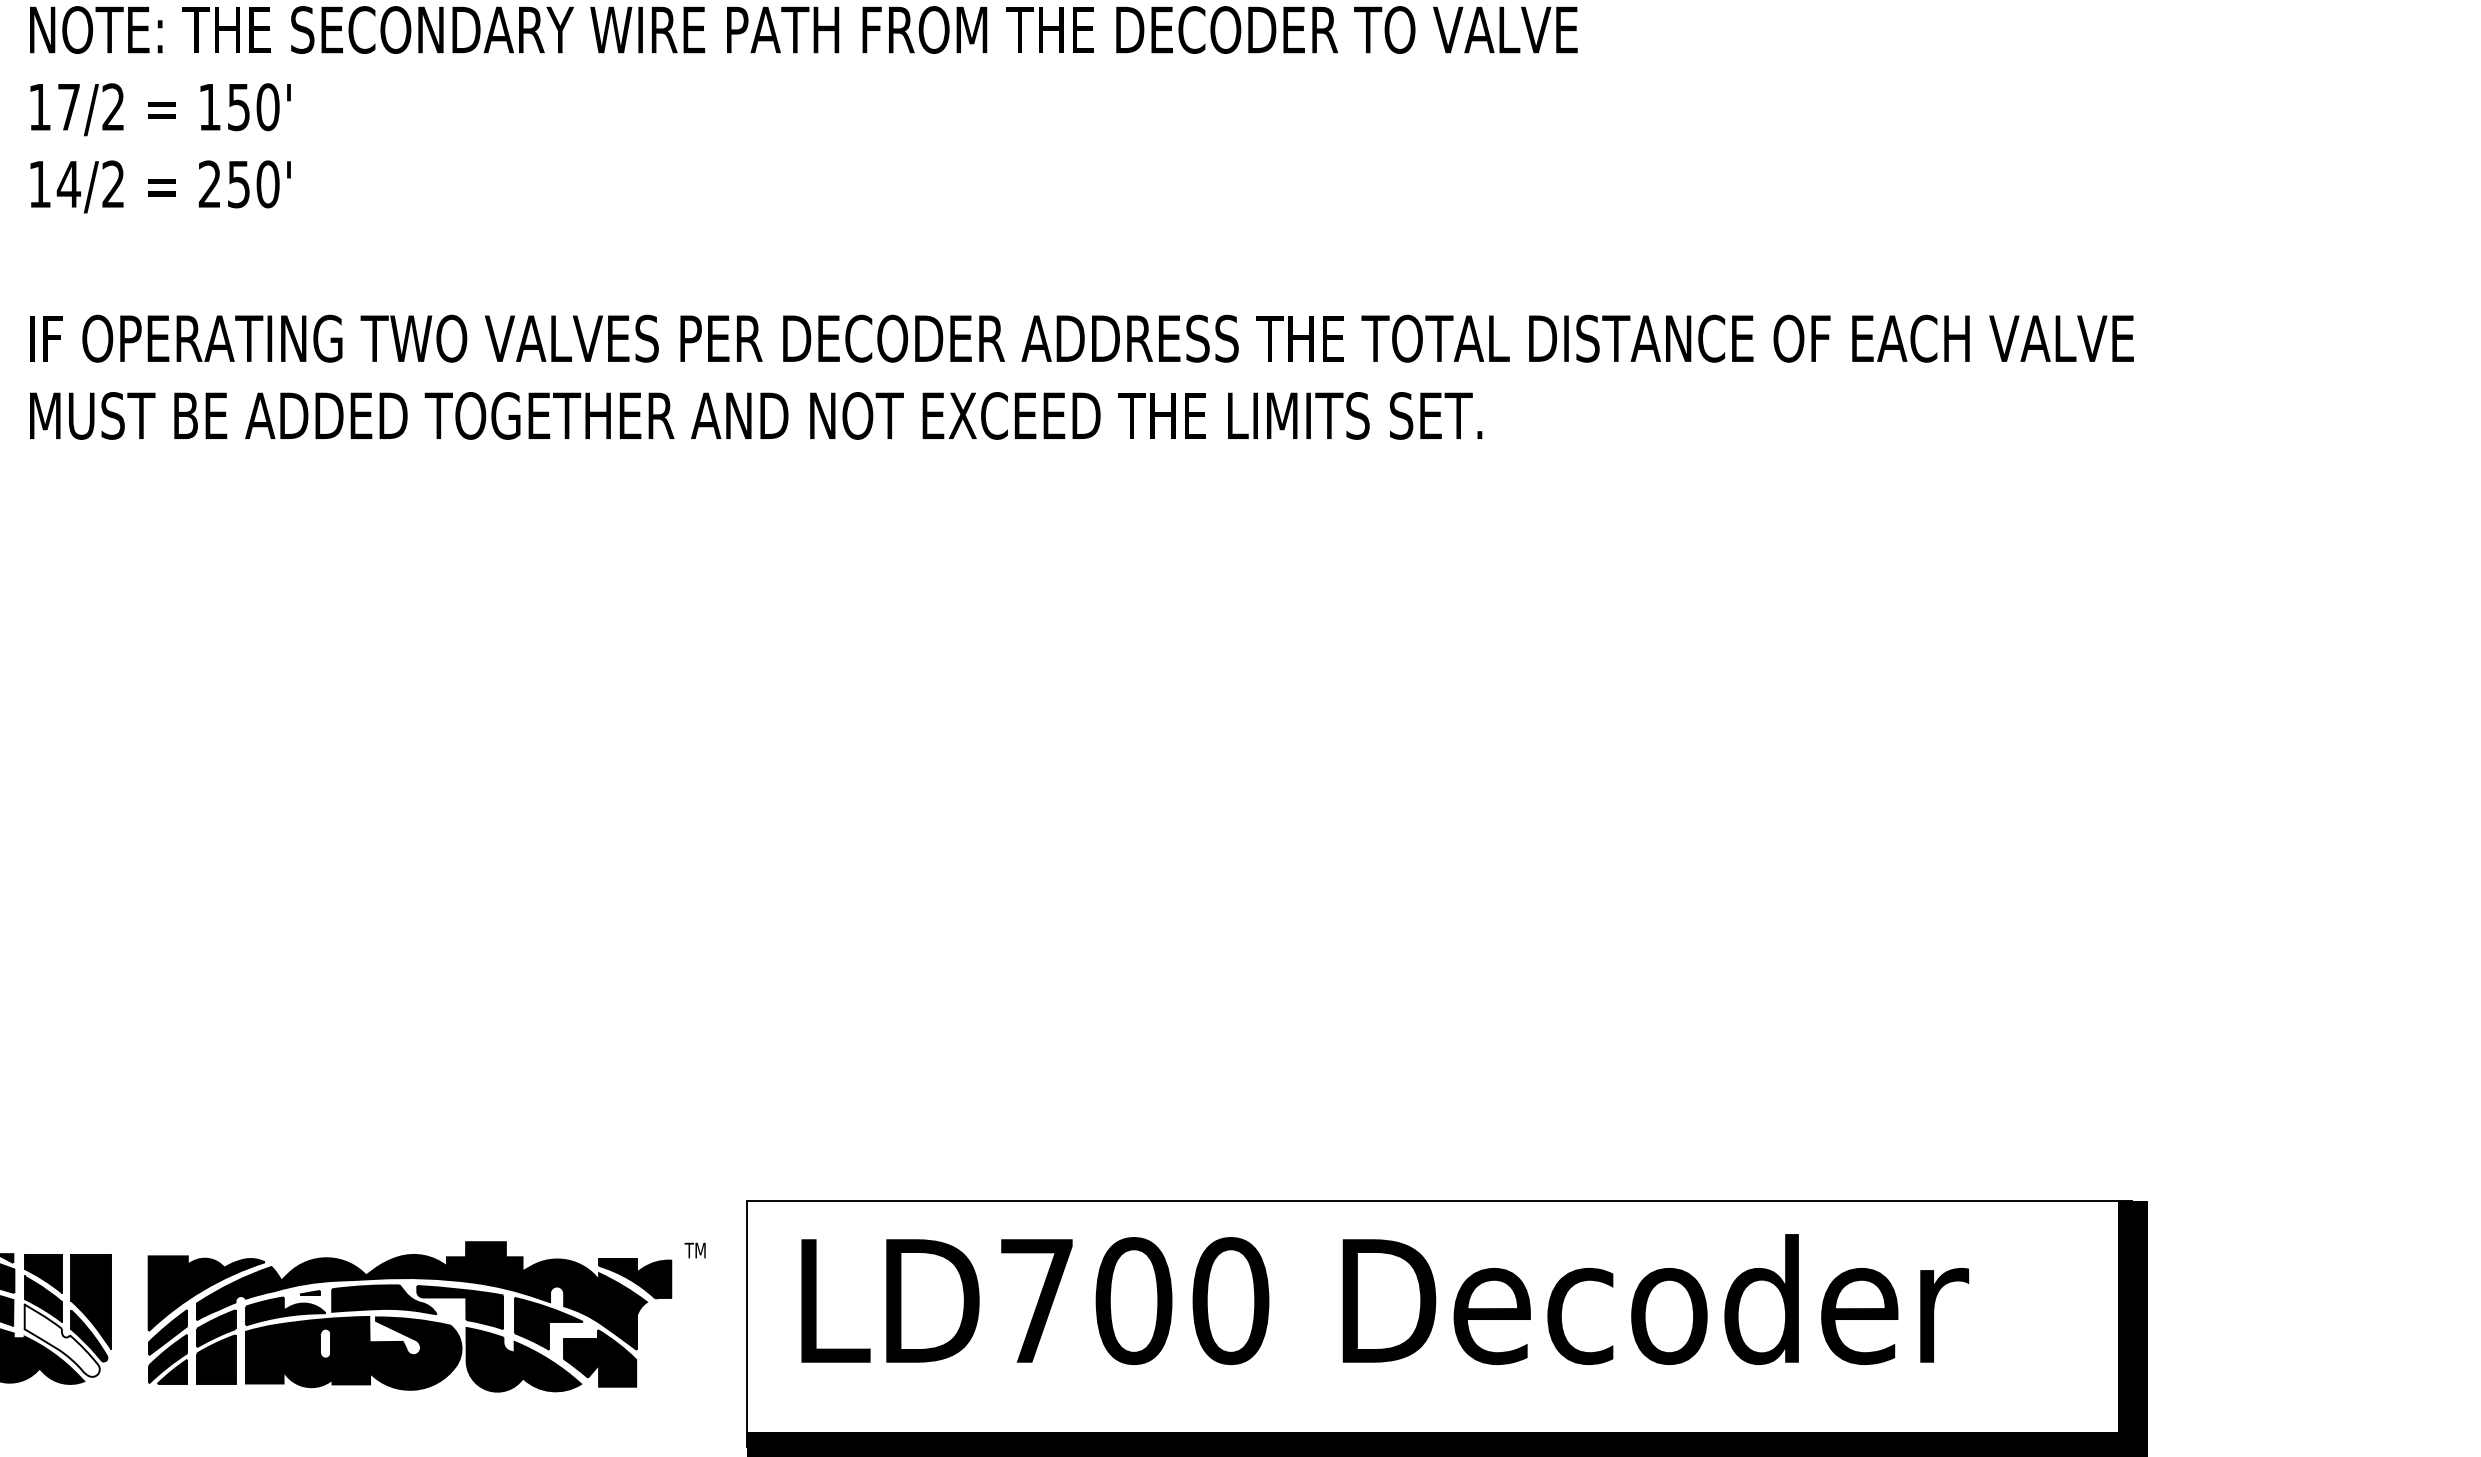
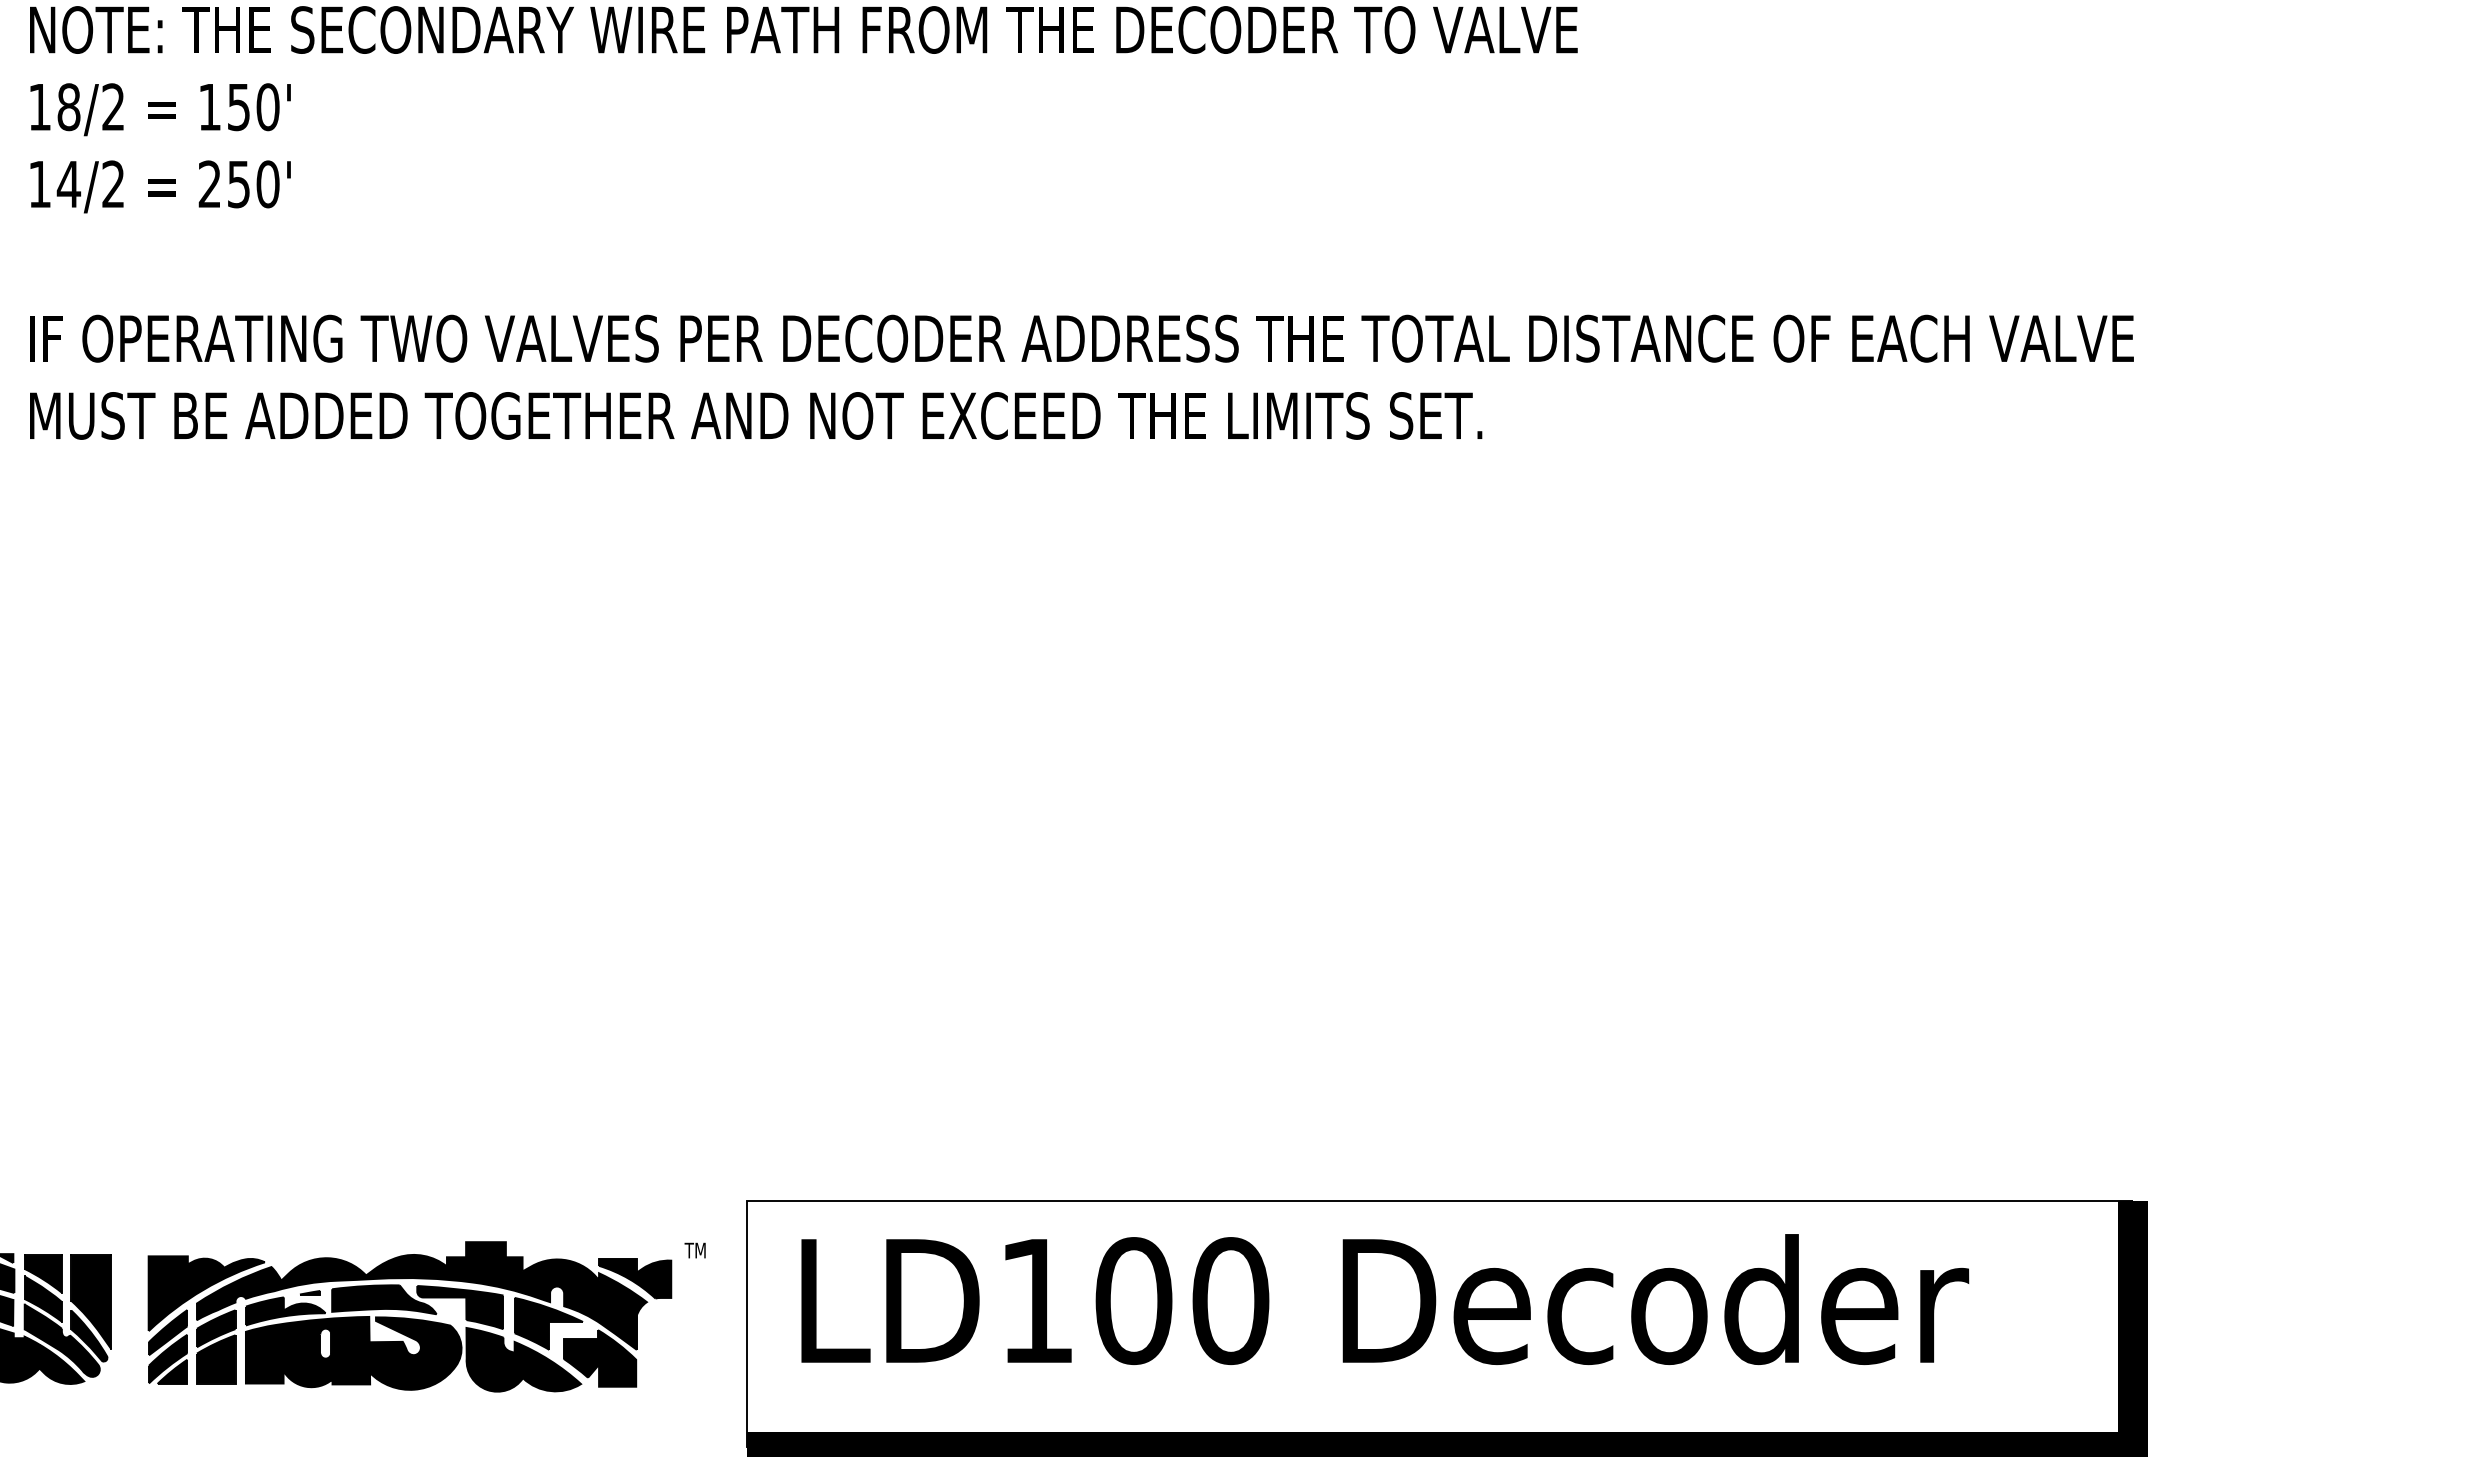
text: 17/2 -> 18/2 (68, 107)
text: LD700 -> LD100 (1036, 1300)
fill: none -> present (61, 1340)
